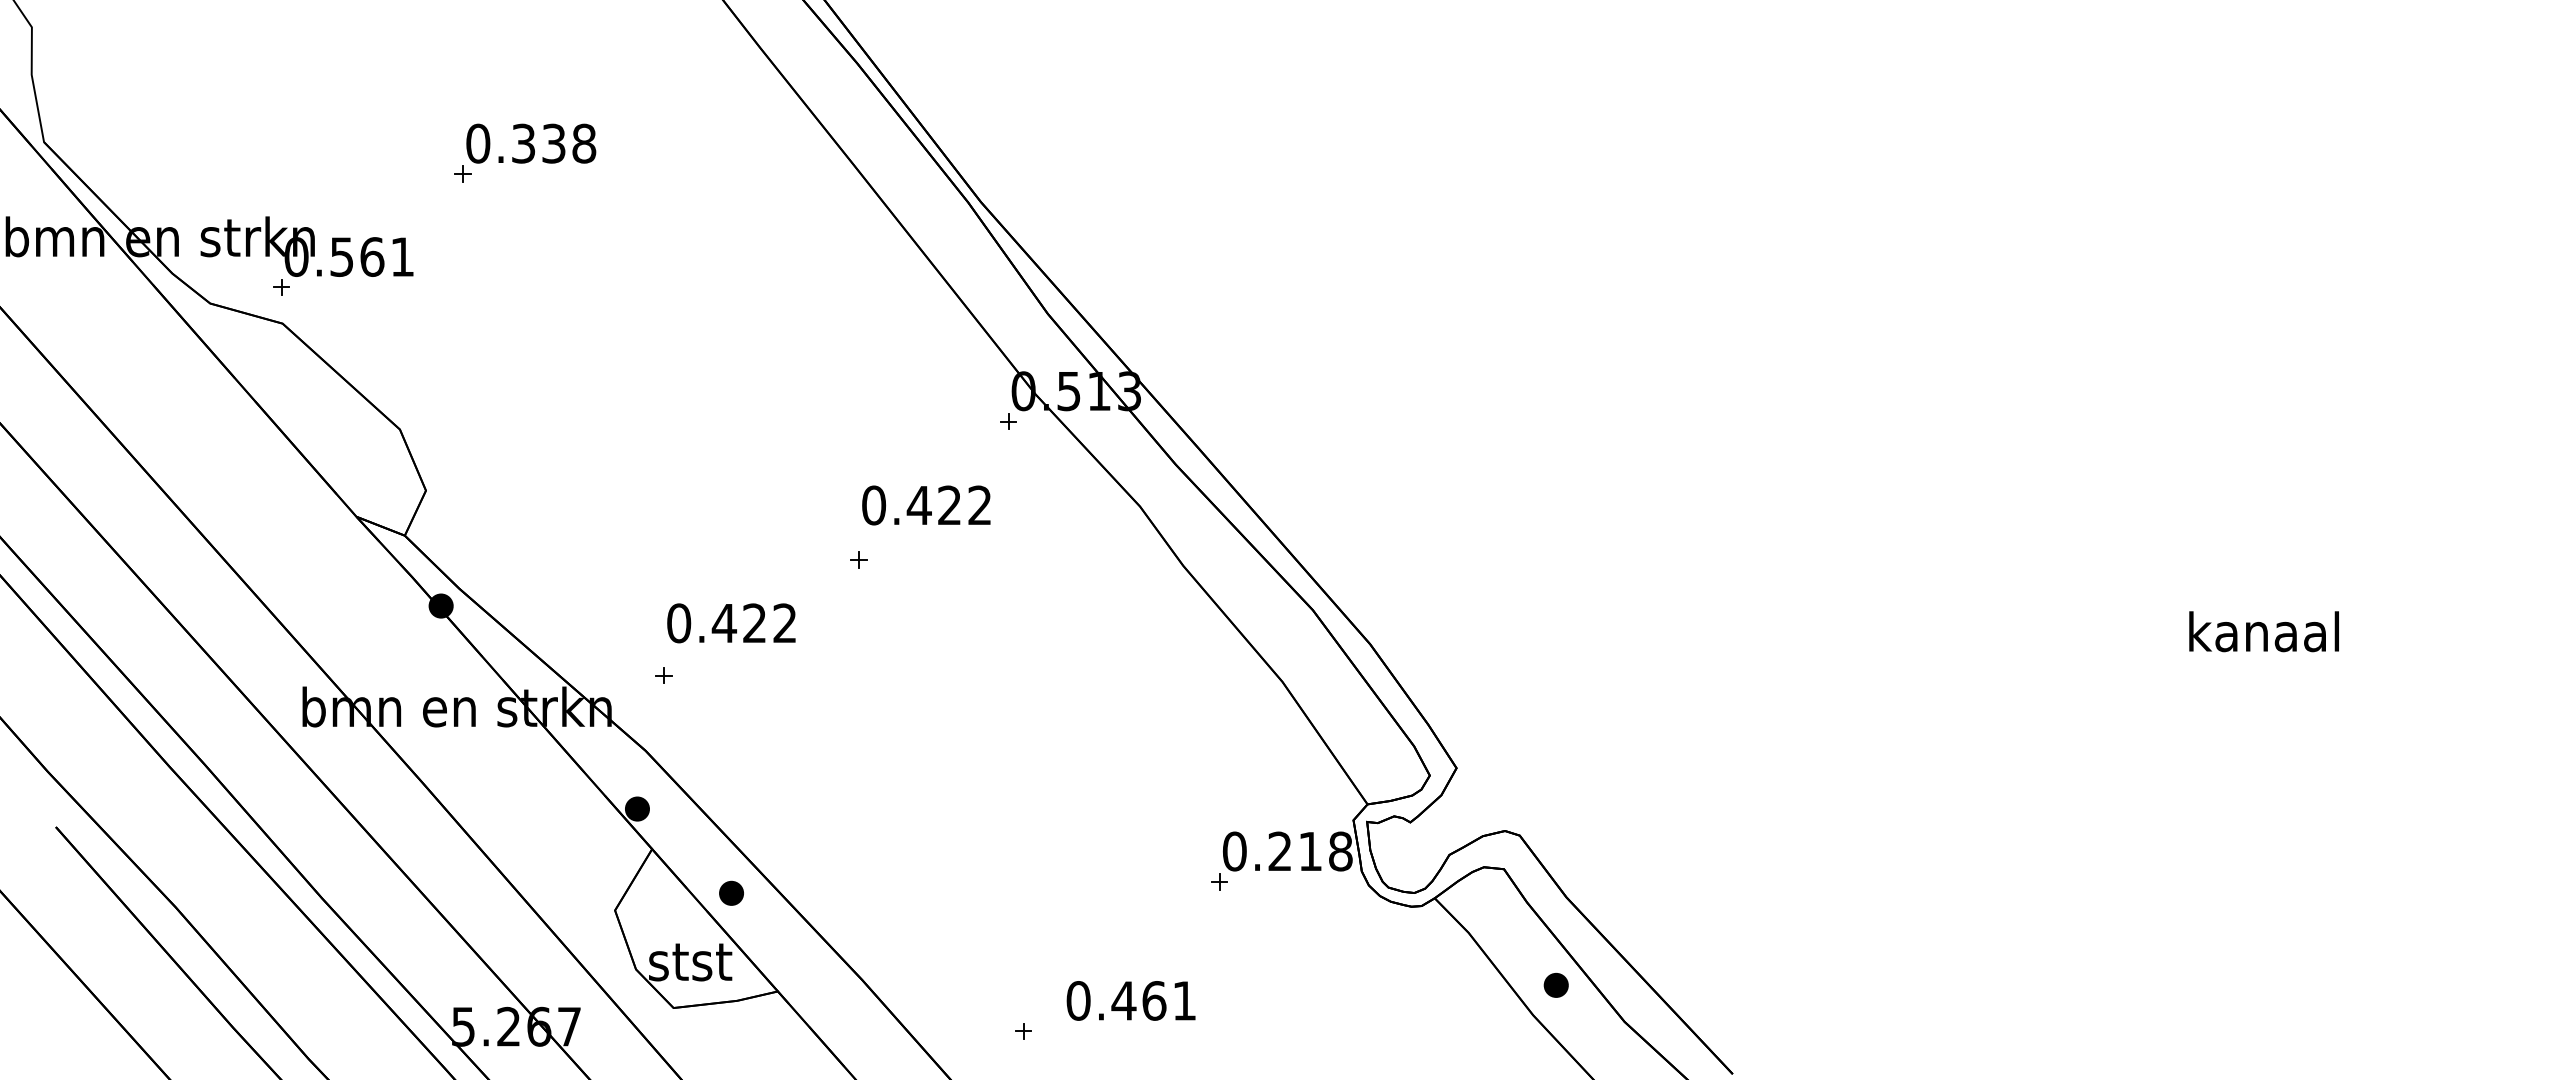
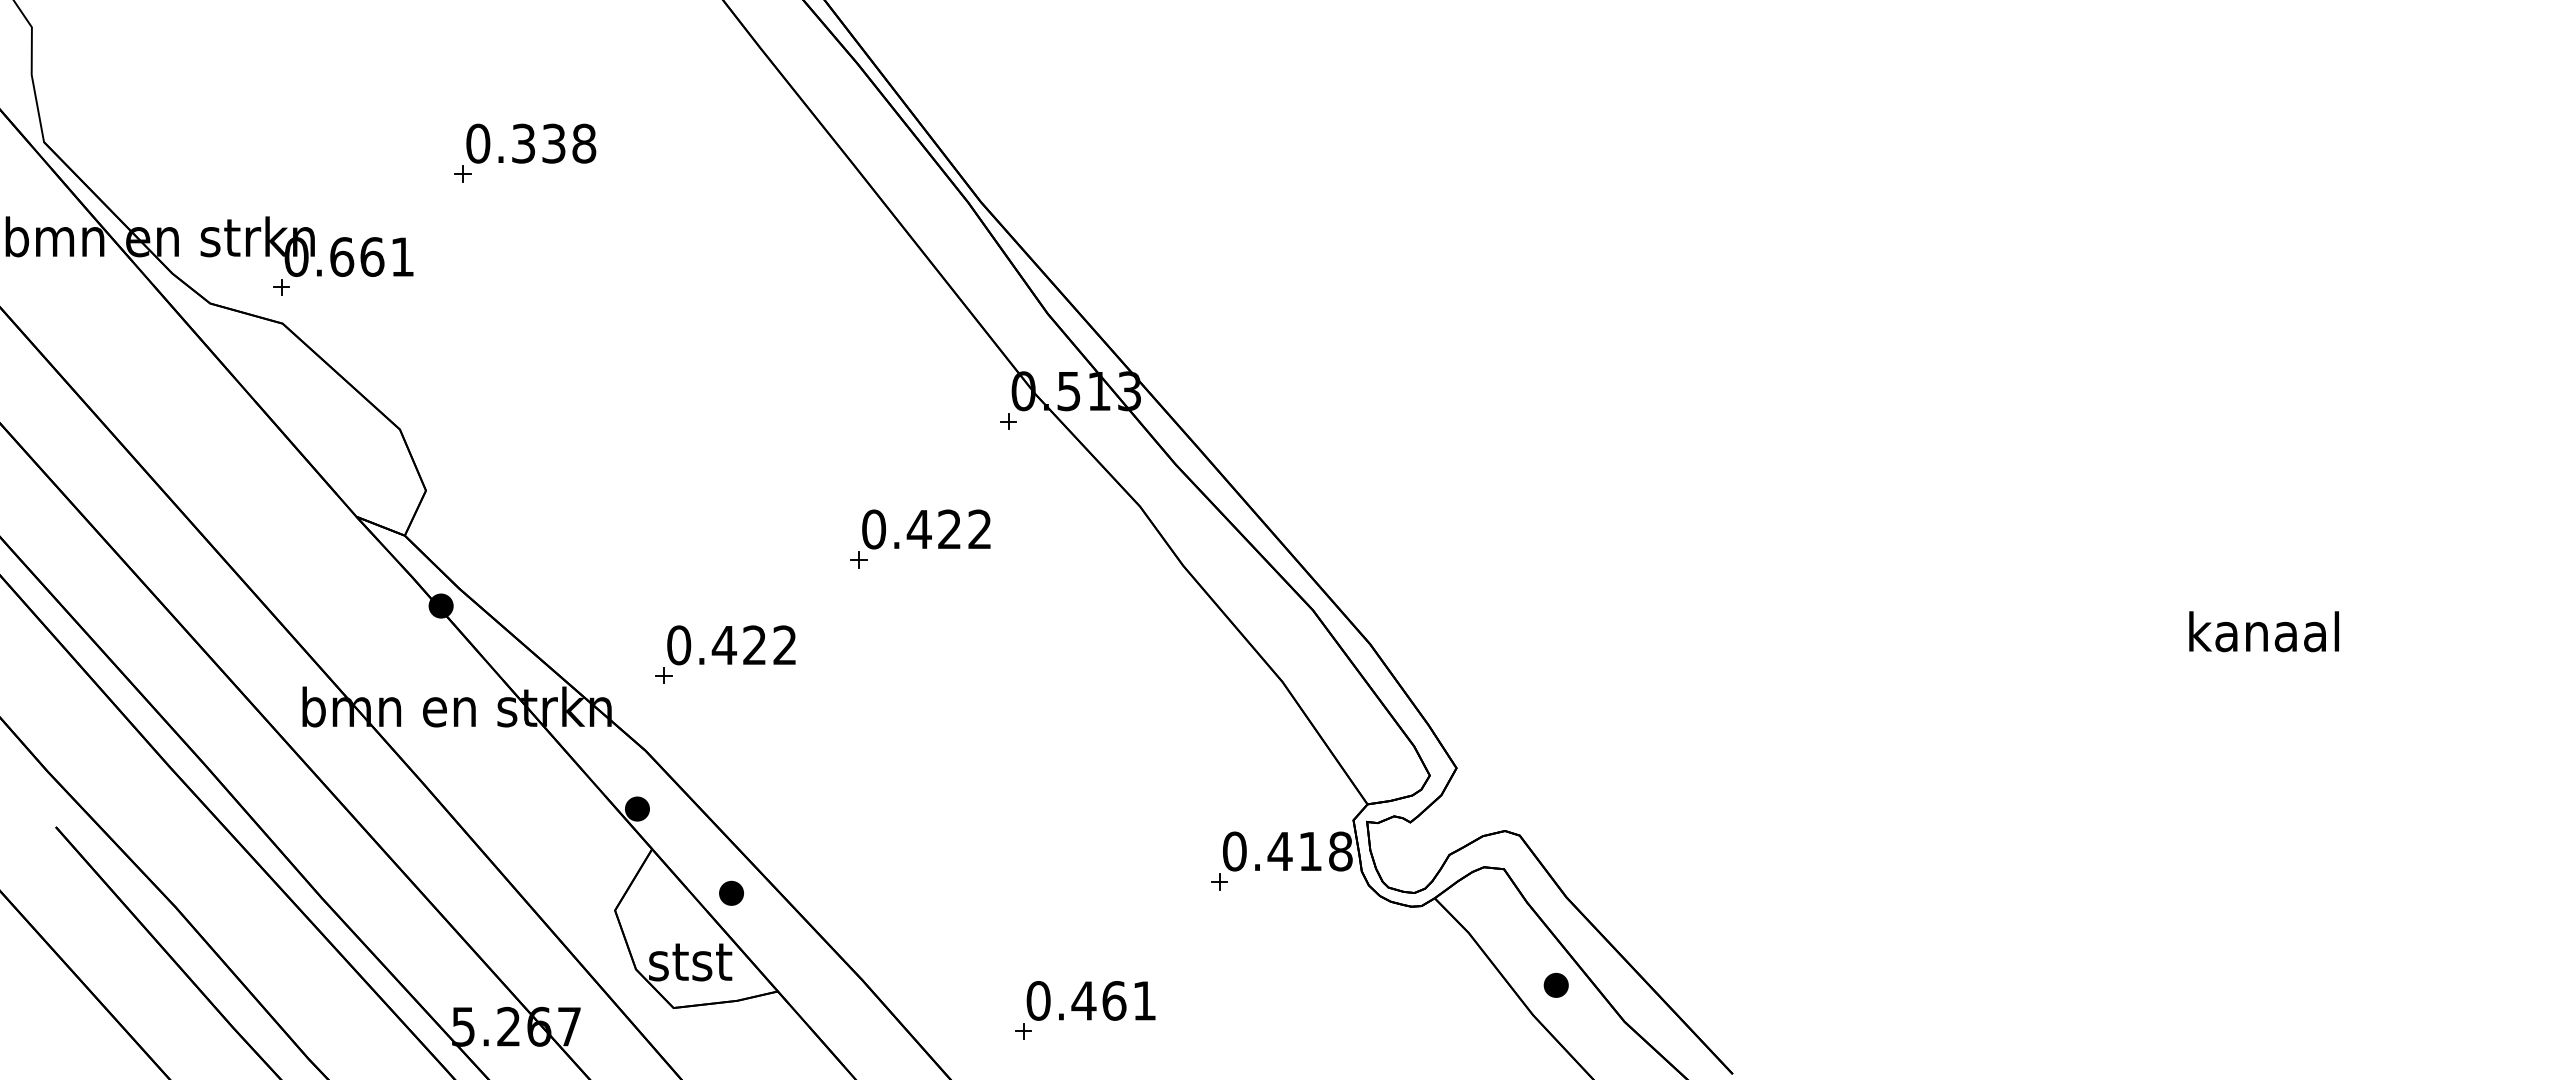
text: 0.561 -> 0.661 (342, 256)
text position: (926, 505) -> (926, 529) (926, 529)
text position: (731, 623) -> (731, 645) (731, 645)
text: 0.218 -> 0.418 (1279, 850)
text position: (1130, 1000) -> (1090, 1000) (1090, 1000)
